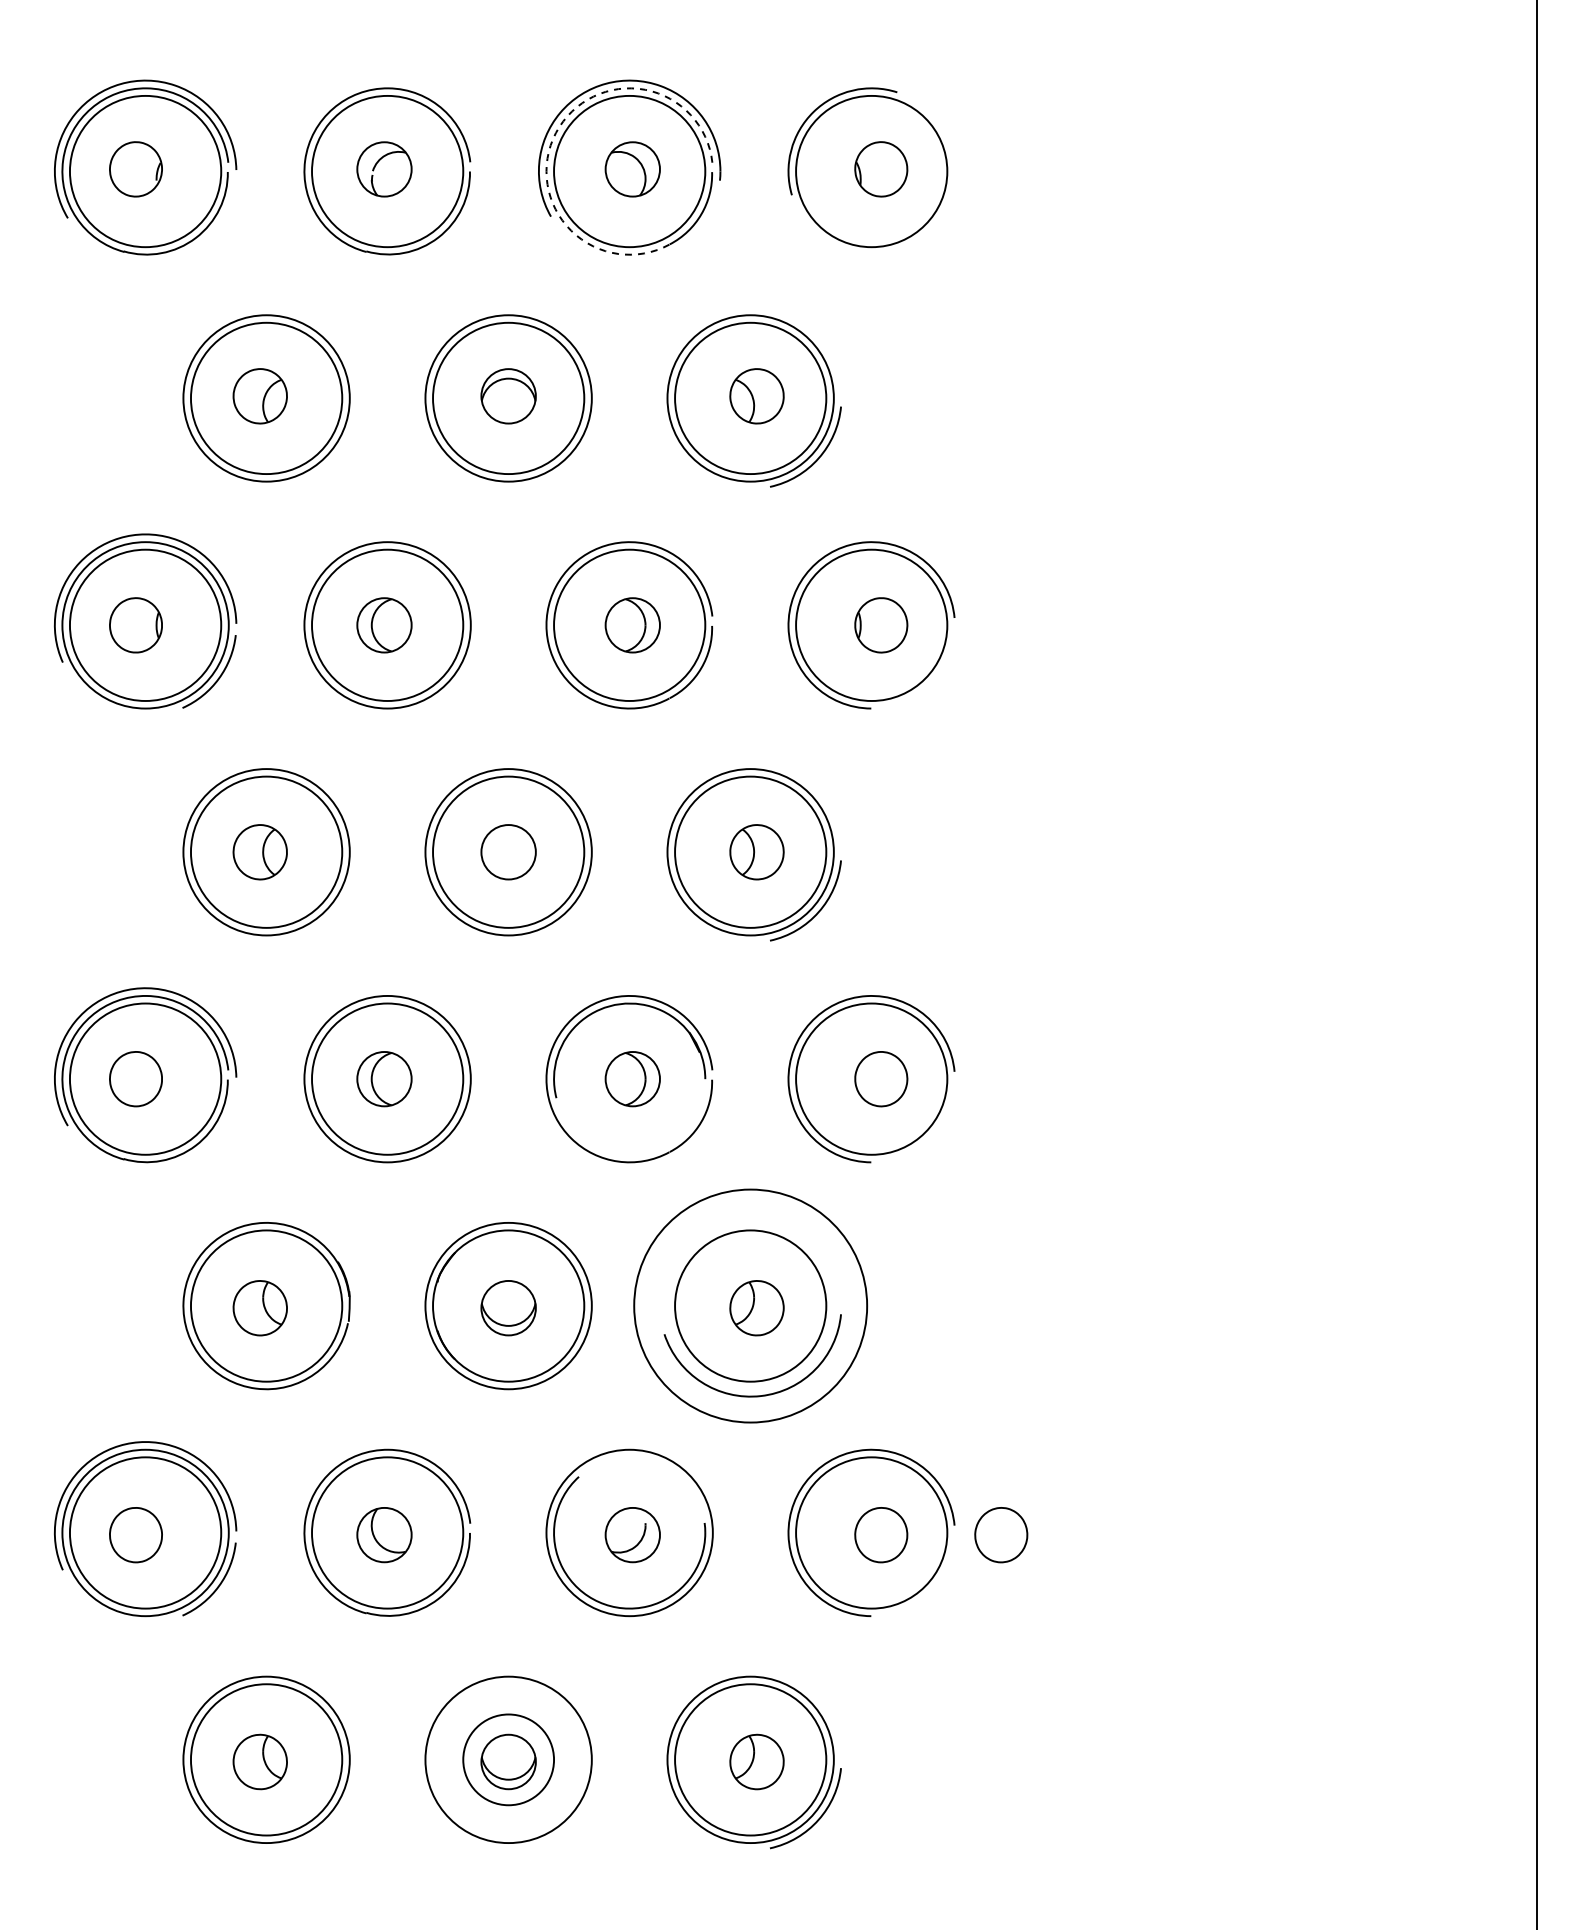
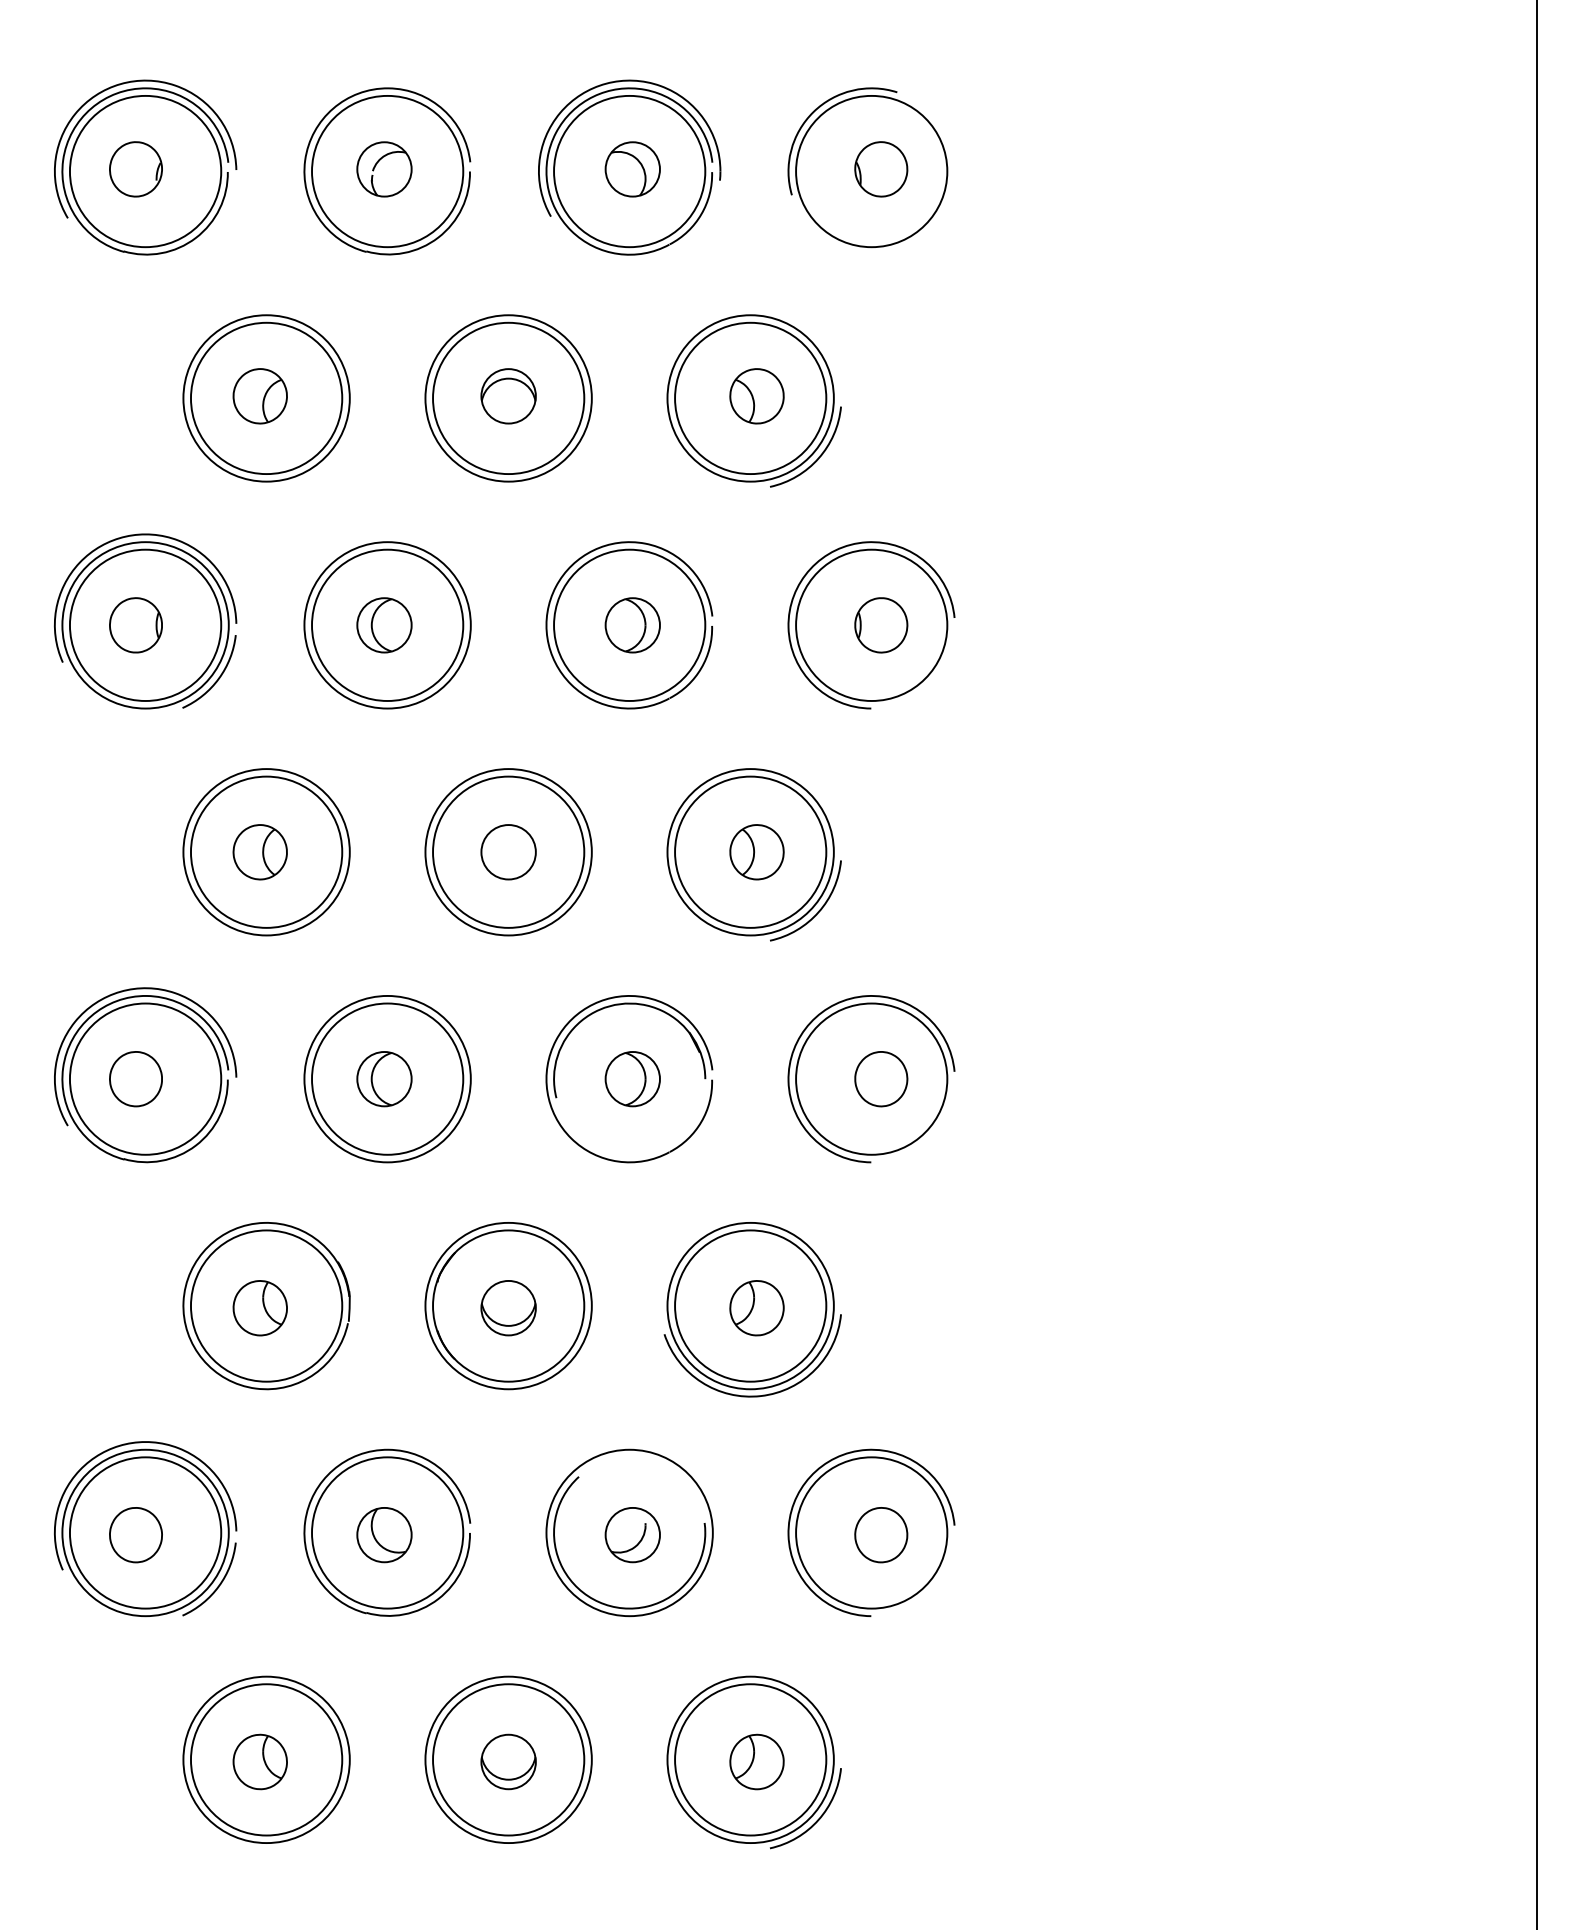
arc: dashed -> solid (555, 132)
circle diameter: 233 px -> 166 px (750, 1305)
part: present -> none (1001, 1535)
circle diameter: 91 px -> 151 px (508, 1759)
